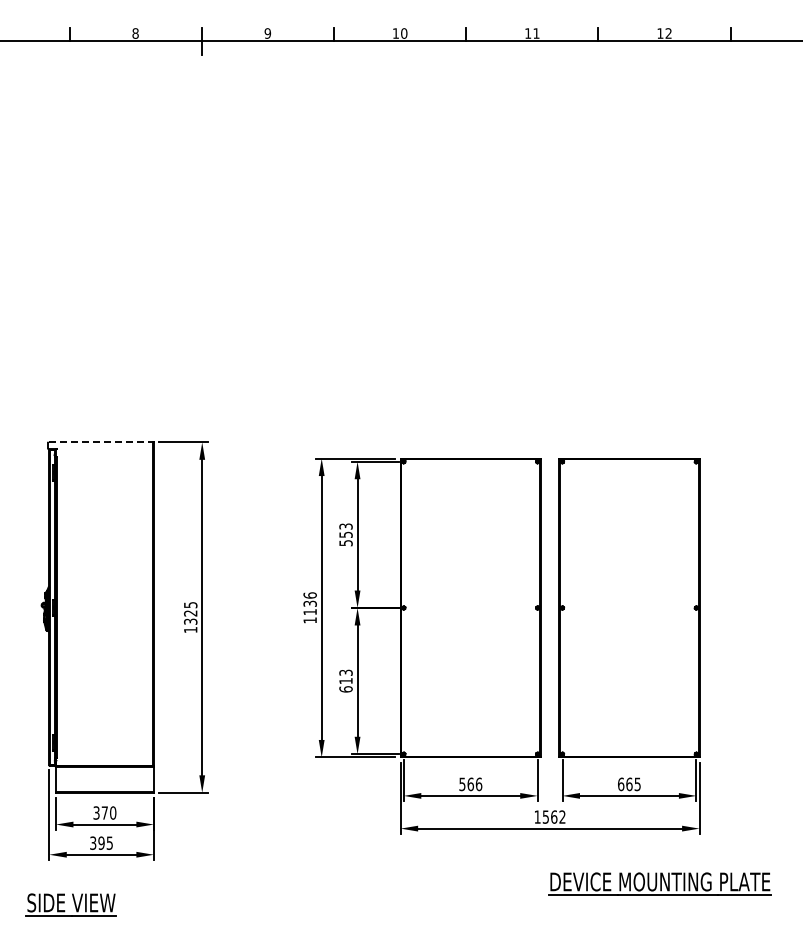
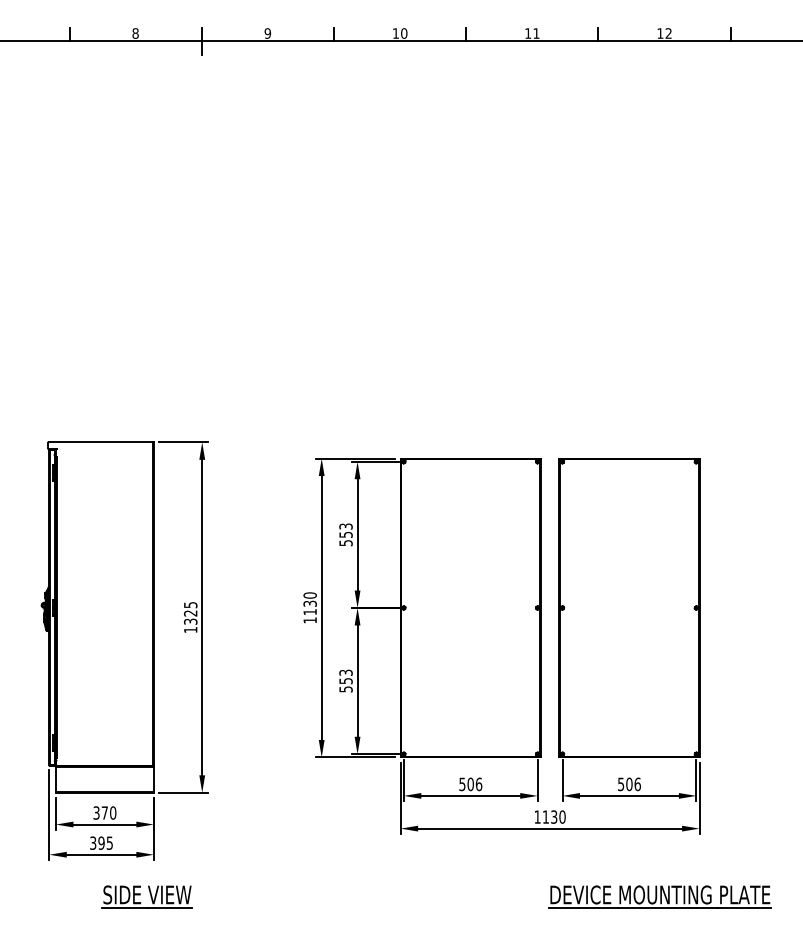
line: dashed -> solid (101, 442)
text: 1136 -> 1130 (309, 595)
text: 613 -> 553 (345, 685)
text: 566 -> 506 (470, 783)
text: 665 -> 506 (629, 784)
text: 1562 -> 1130 (553, 816)
part position: (659, 883) -> (659, 896) (659, 896)
part position: (70, 904) -> (146, 896) (146, 896)
